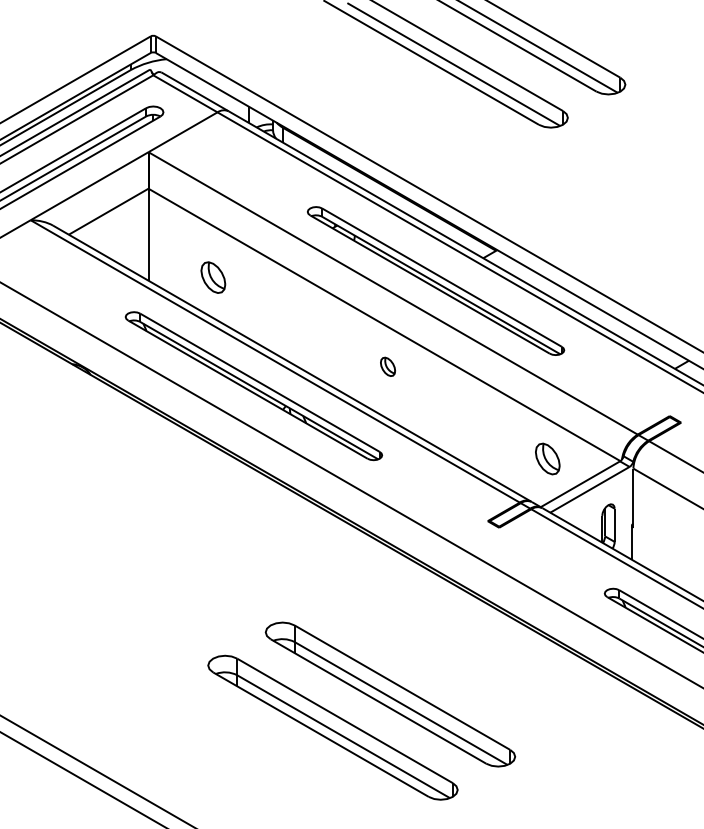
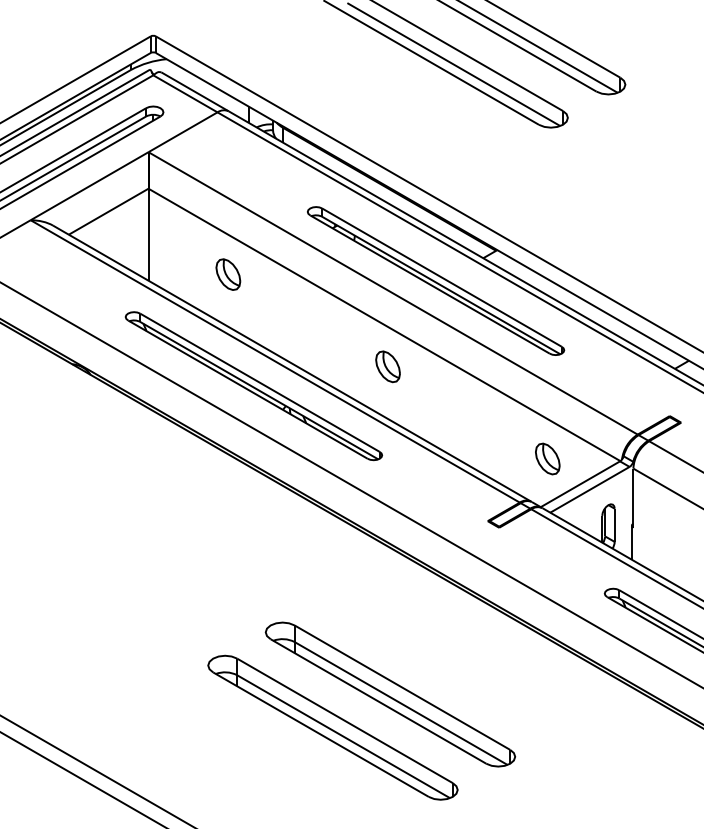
part position: (213, 277) -> (228, 274) (228, 274)
part size: 16x21 px -> 26x34 px (387, 366)
